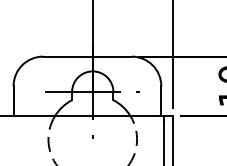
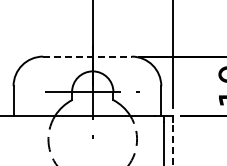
line: solid -> dashed (87, 56)
line: solid -> dashed (173, 143)
